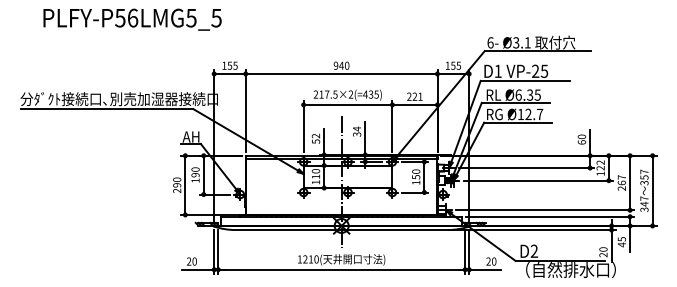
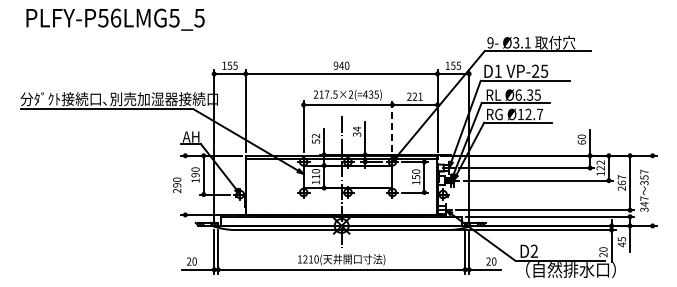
text position: (132, 19) -> (115, 19) (115, 19)
text: 6- -> 9- (490, 42)
line: solid -> dashed (392, 126)
line: present -> none (185, 184)
line: present -> none (652, 190)
